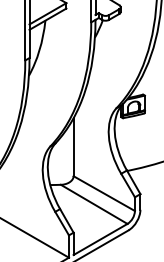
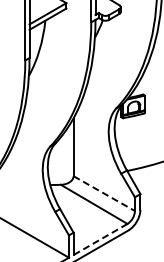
line: solid -> dashed (104, 193)
line: solid -> dashed (100, 239)
